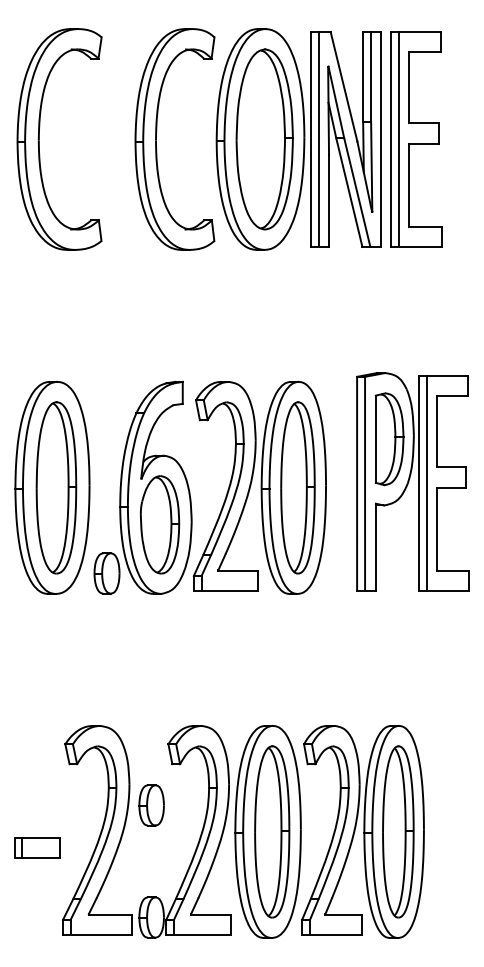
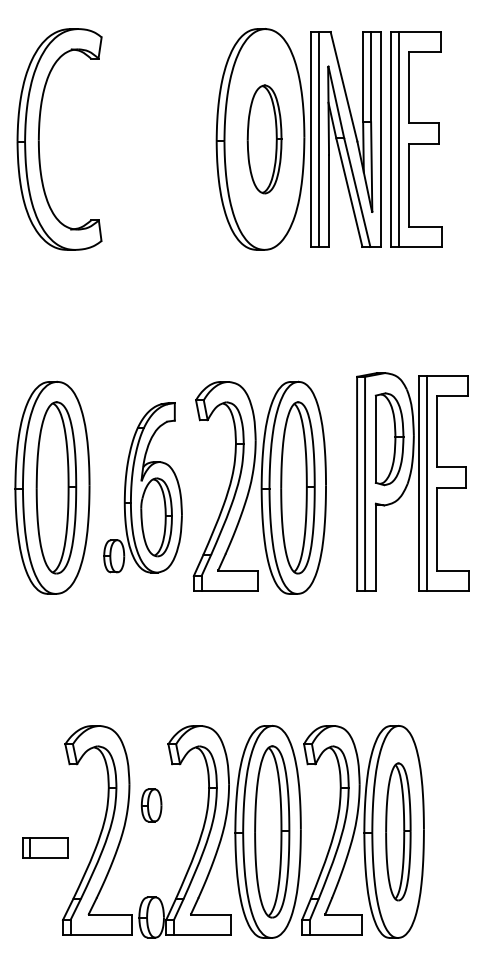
part: present -> none (156, 139)
part size: 59x183 px -> 37x111 px (264, 139)
part size: 100x215 px -> 80x172 px (142, 487)
part size: 27x43 px -> 23x35 px (151, 805)
part size: 33x174 px -> 27x140 px (398, 831)
part position: (37, 847) -> (45, 847) (45, 847)
